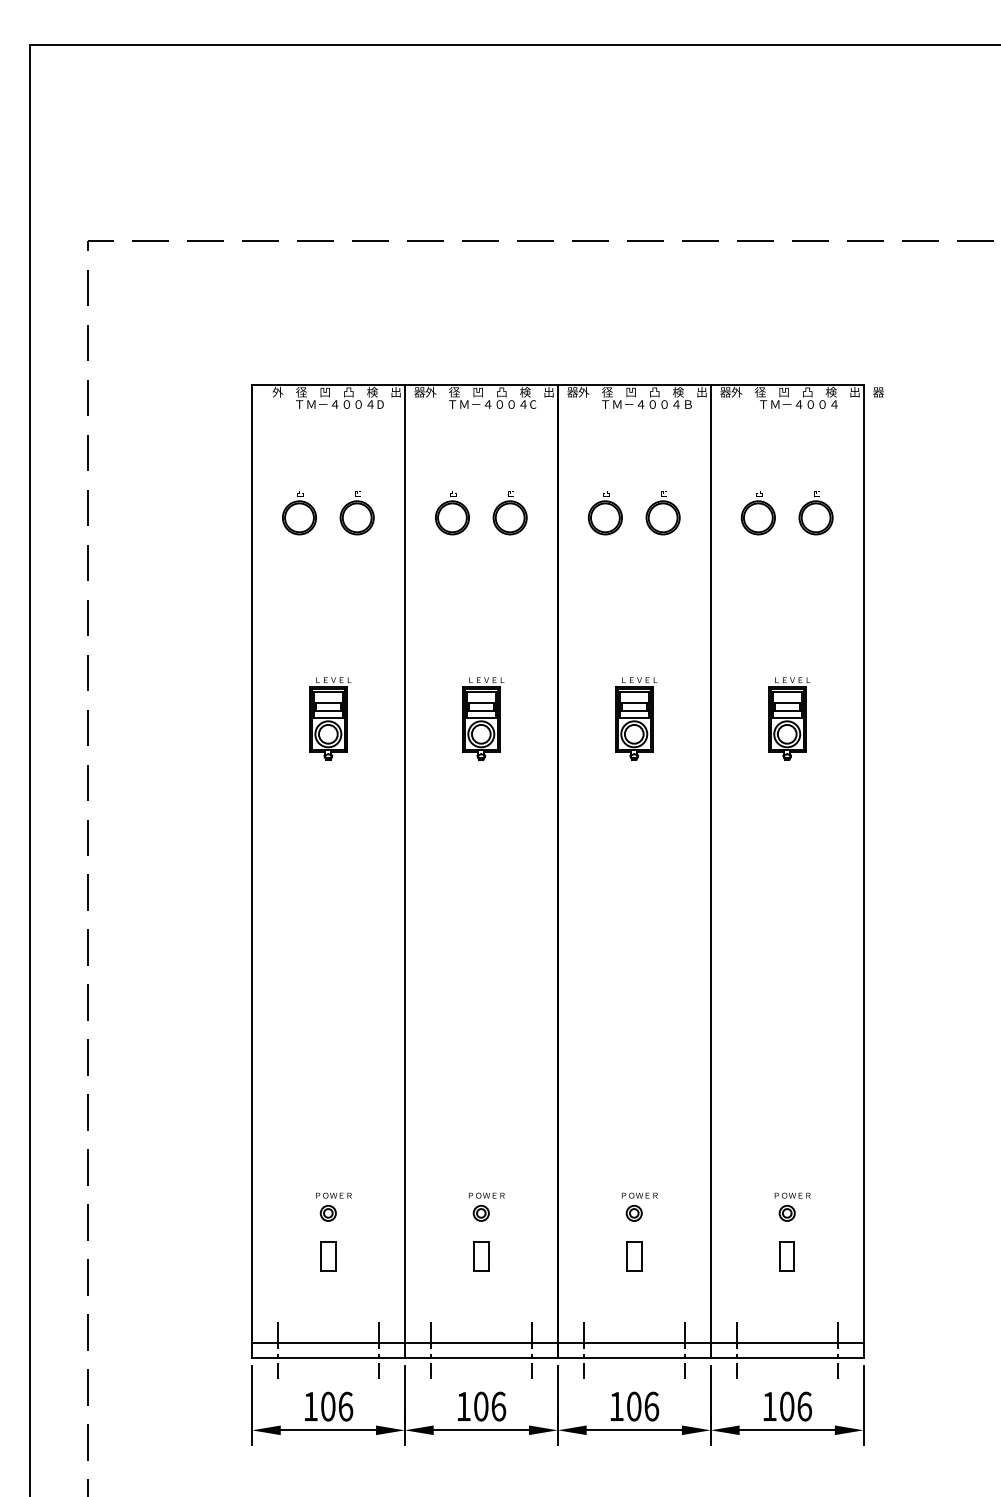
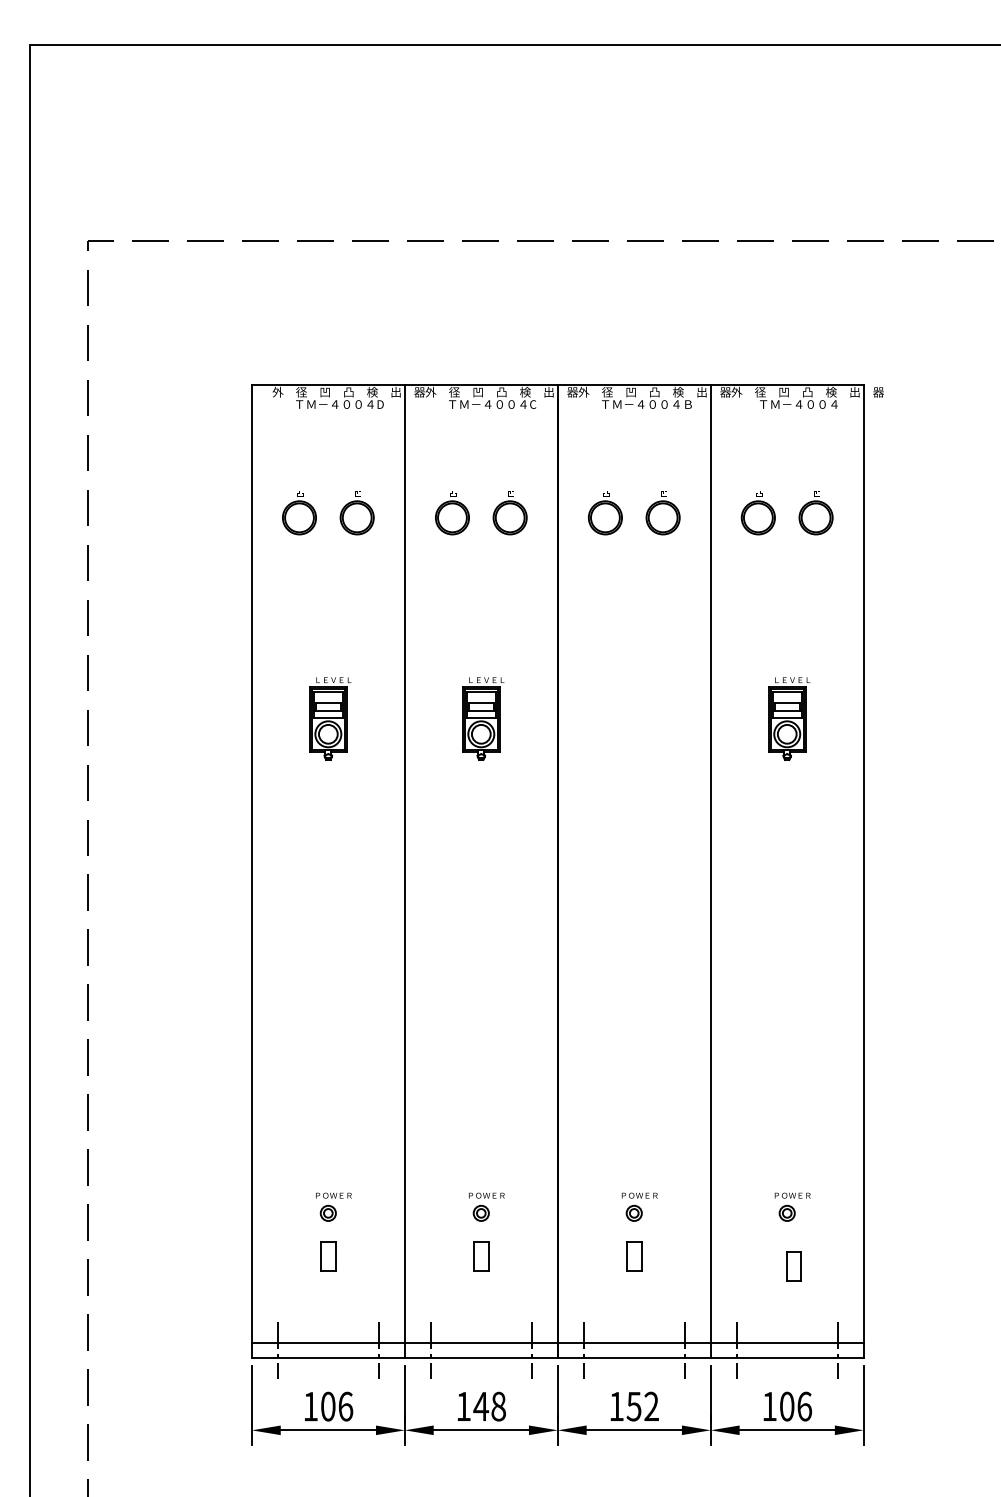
part: present -> none (636, 718)
part position: (786, 1256) -> (793, 1266) (793, 1266)
text: 106 -> 148 (489, 1406)
text: 106 -> 152 (642, 1406)
